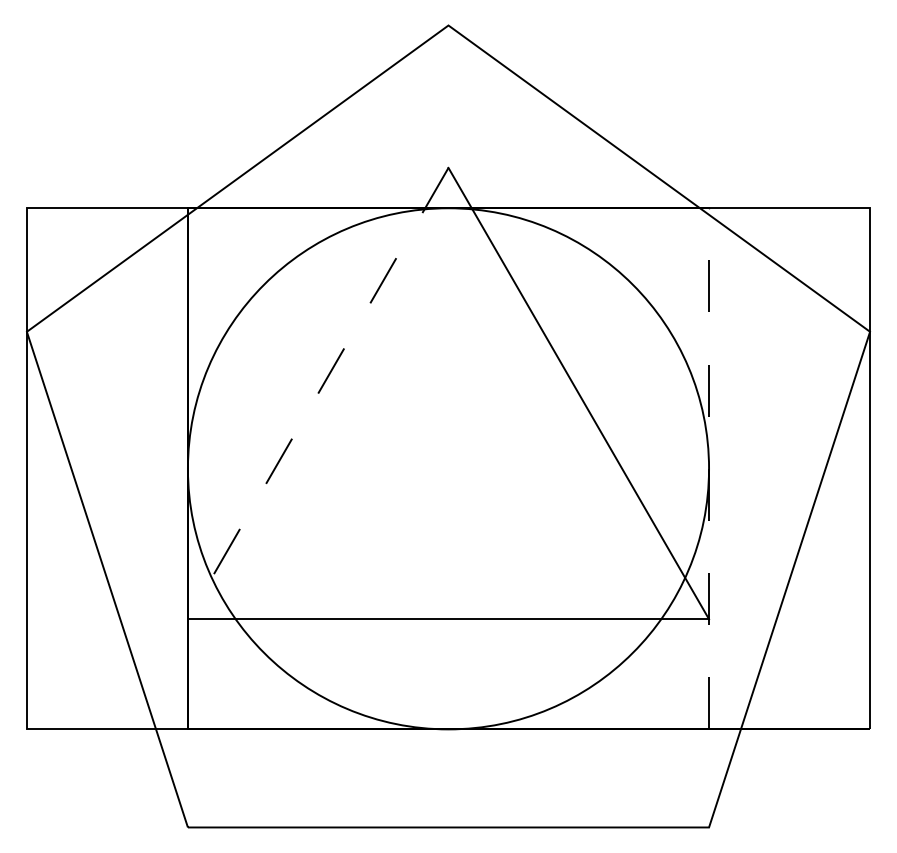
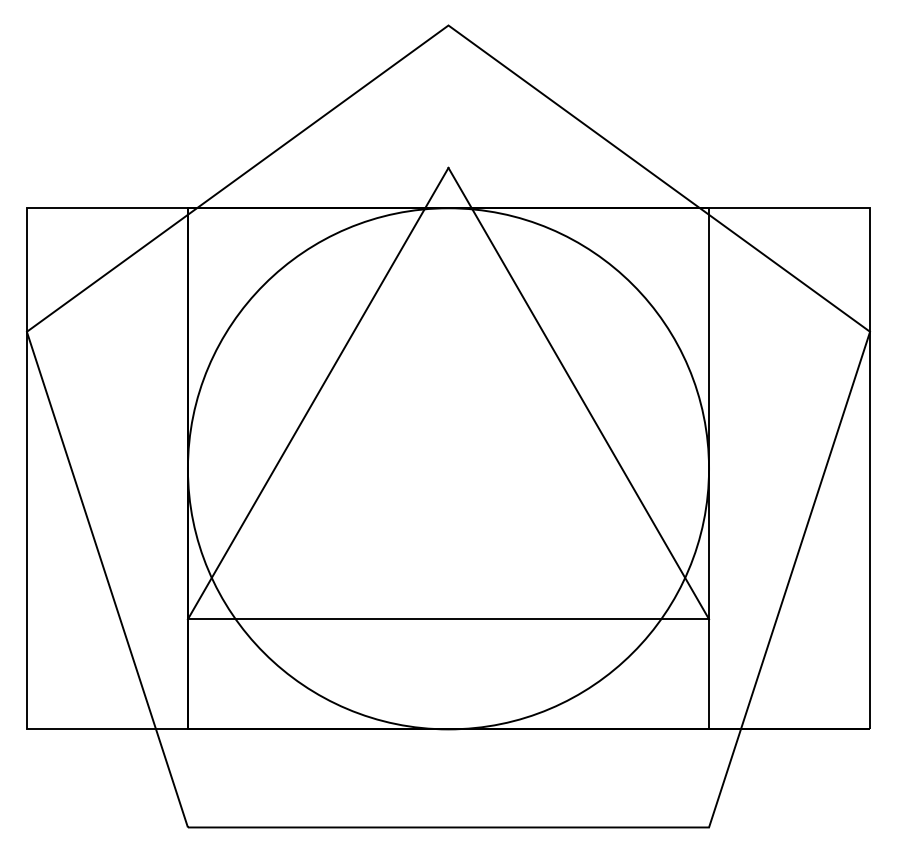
line: dashed -> solid (318, 393)
line: dashed -> solid (709, 468)
